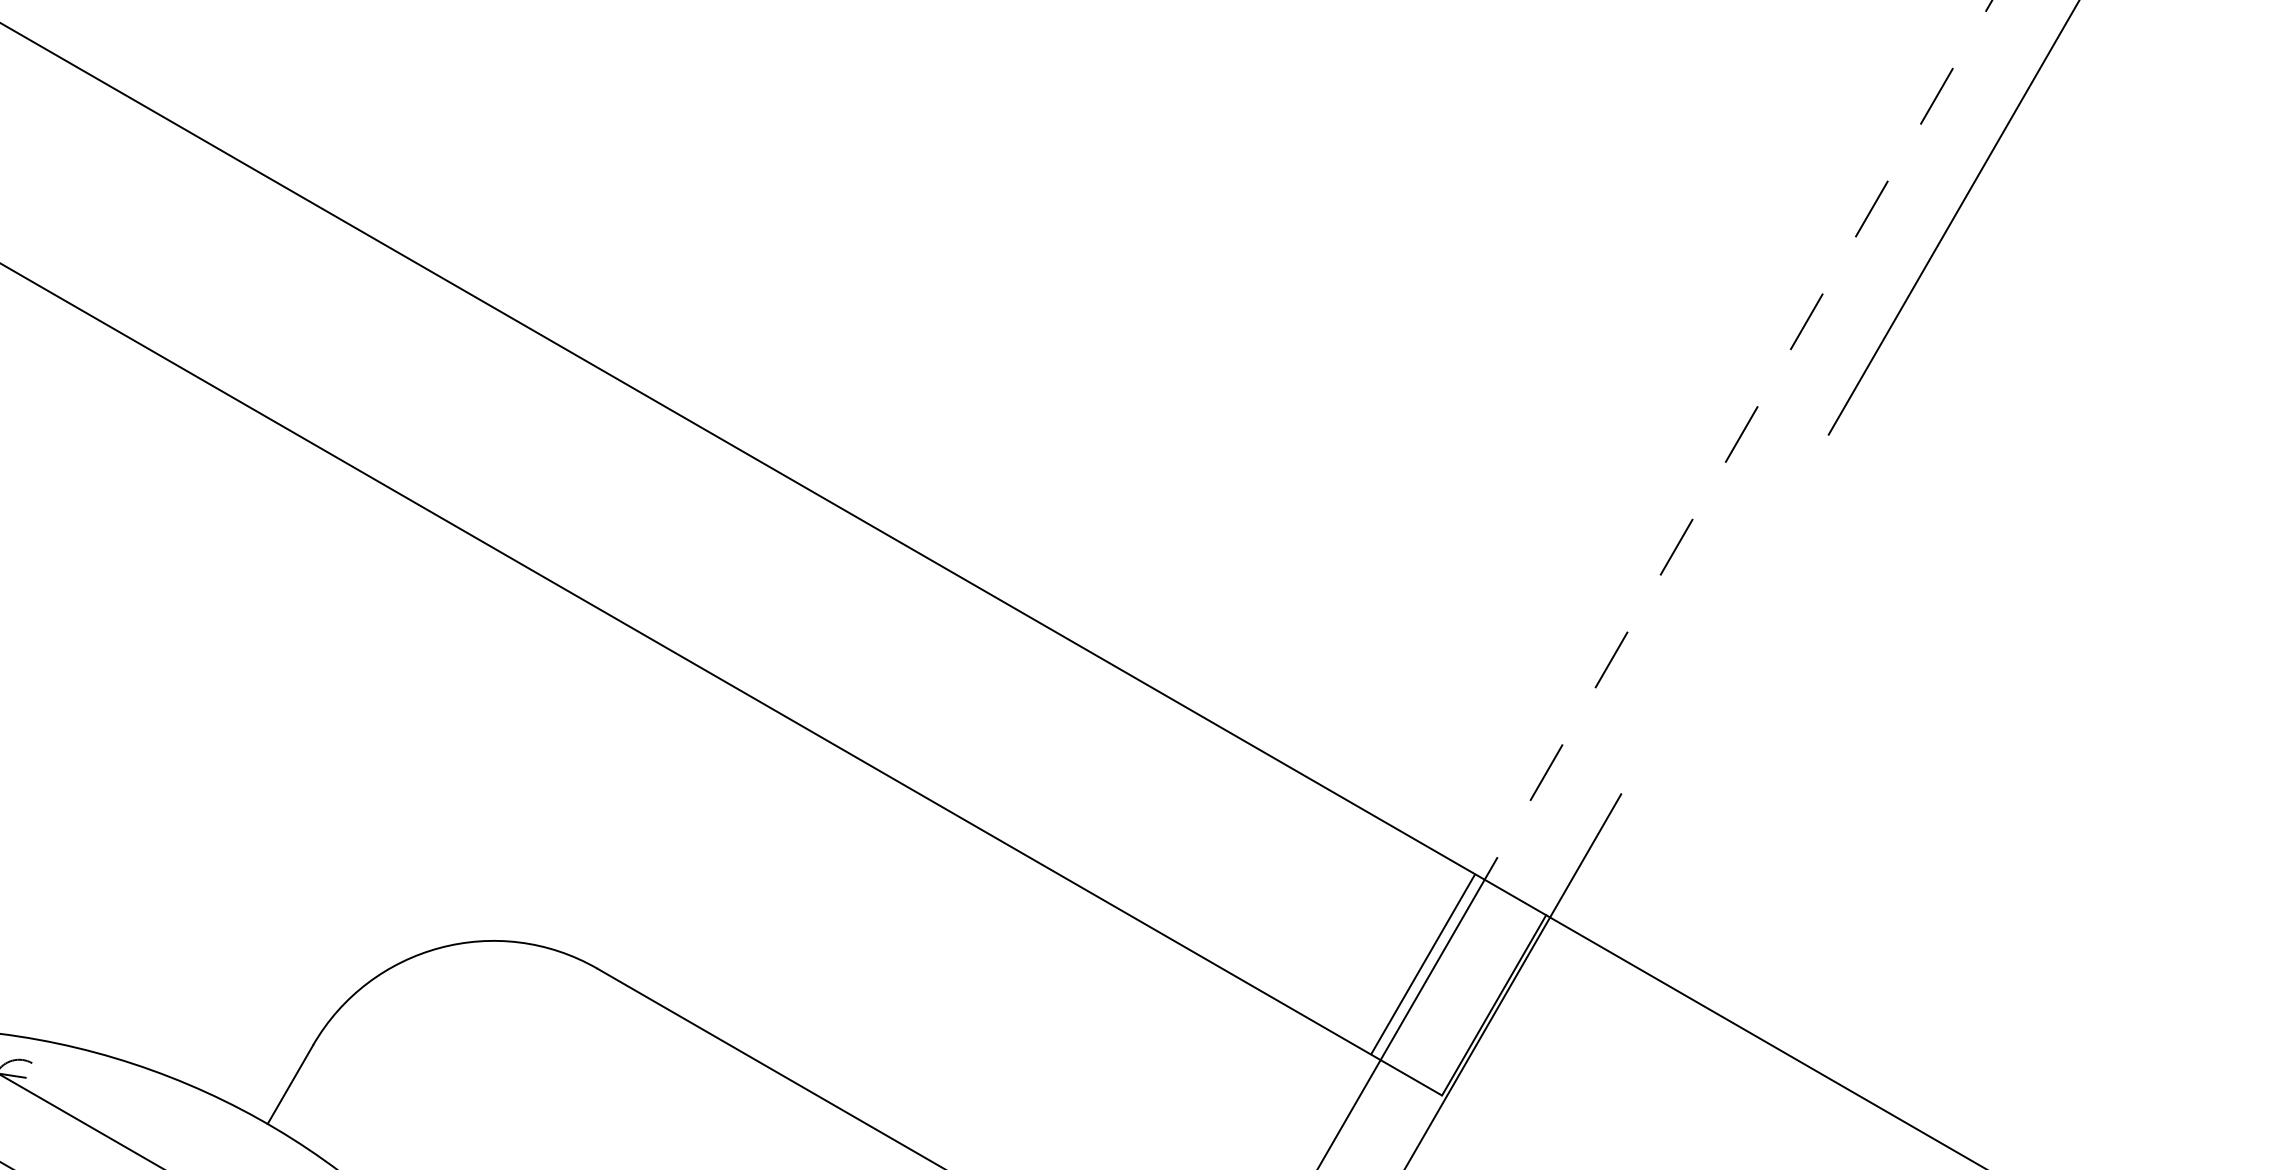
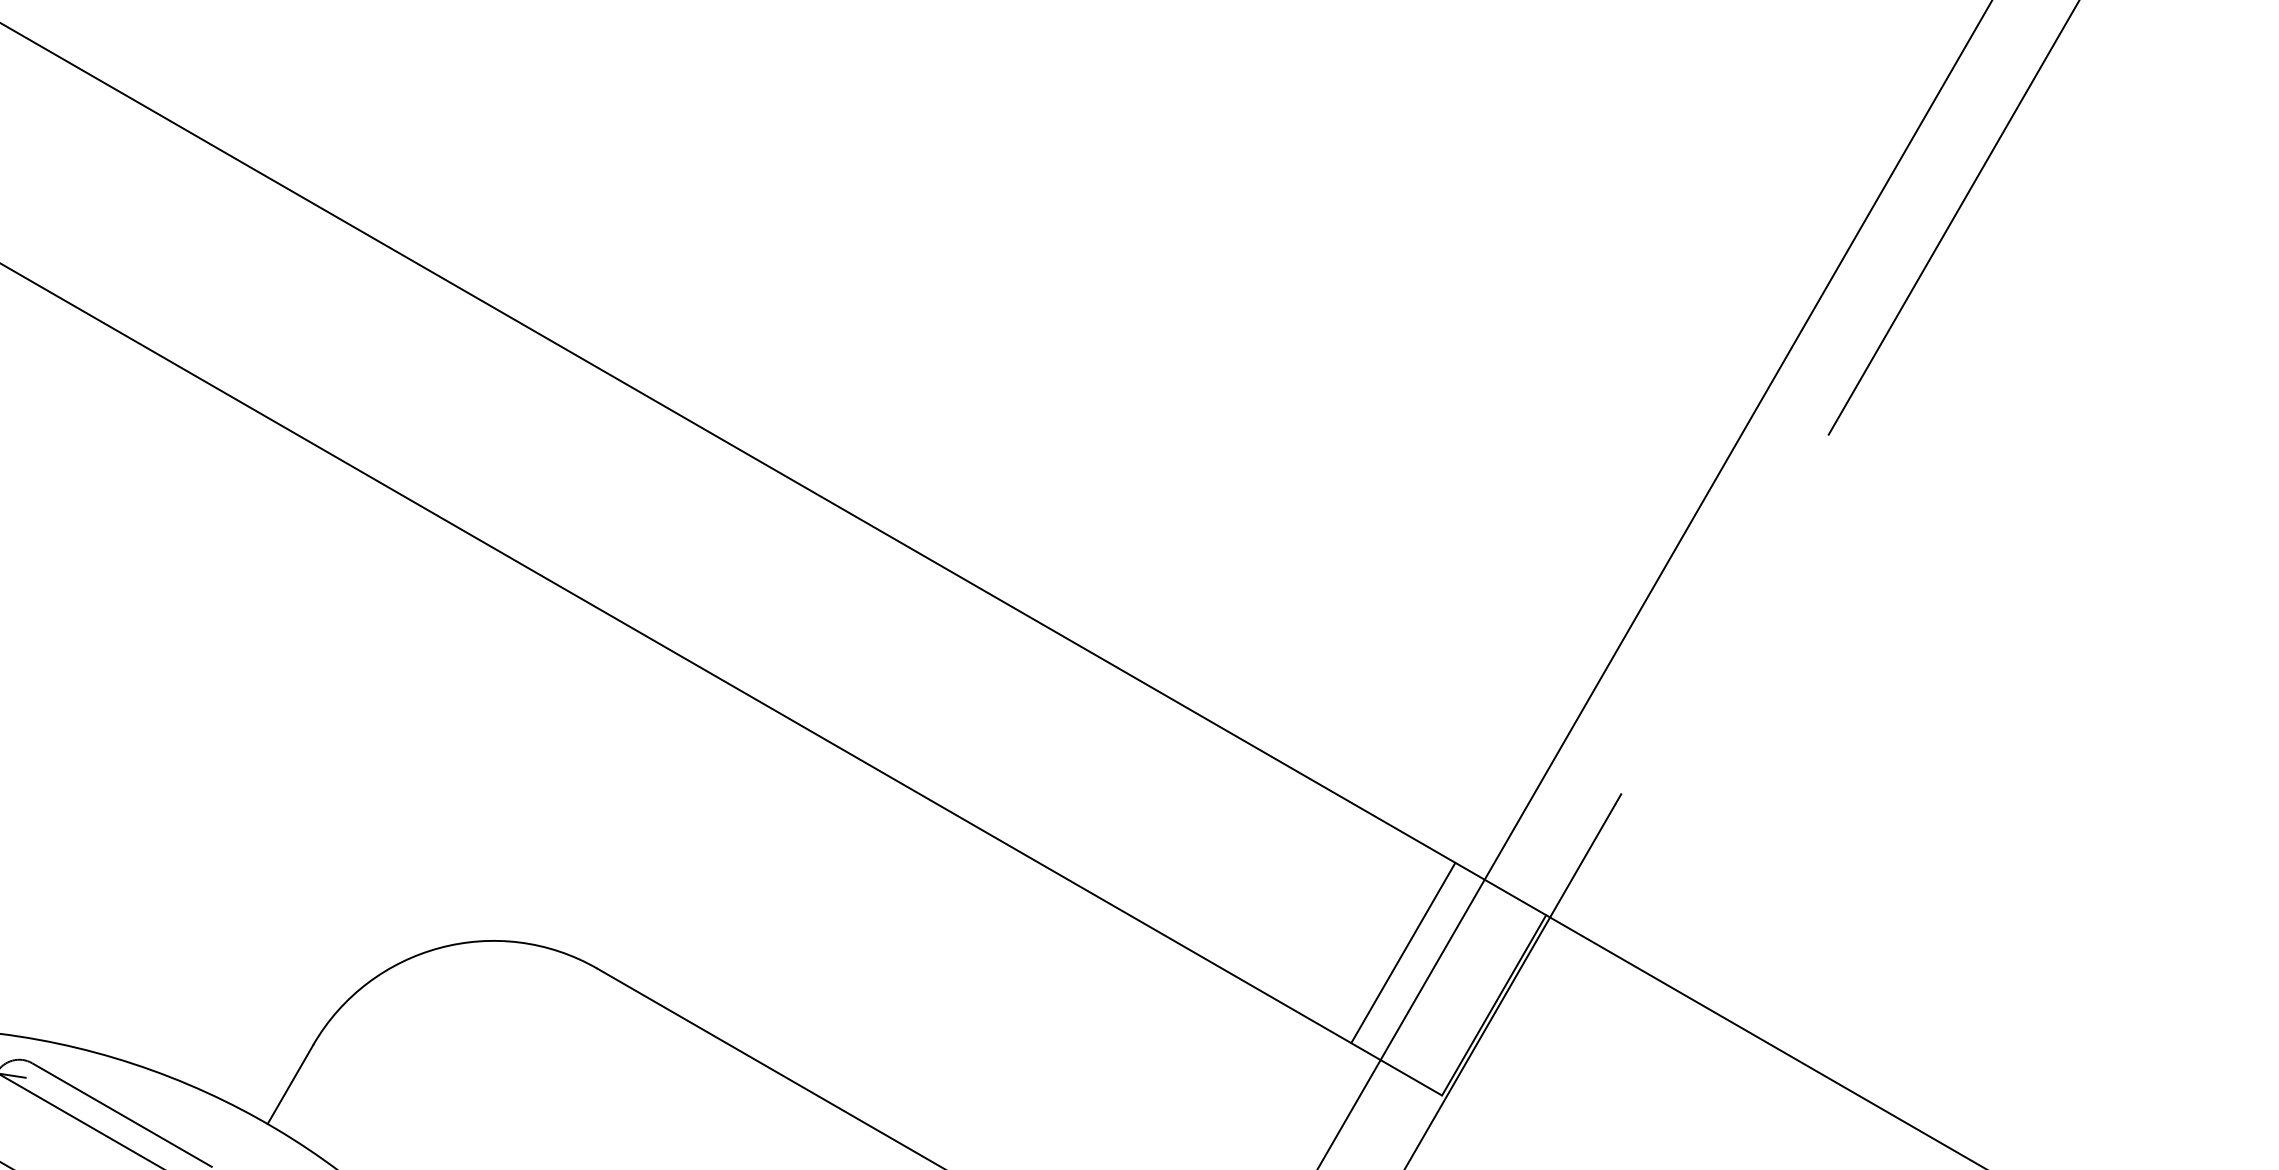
line: dashed -> solid (1738, 440)
line position: (1423, 963) -> (1403, 952) (1403, 952)
line: none -> present (121, 1114)
